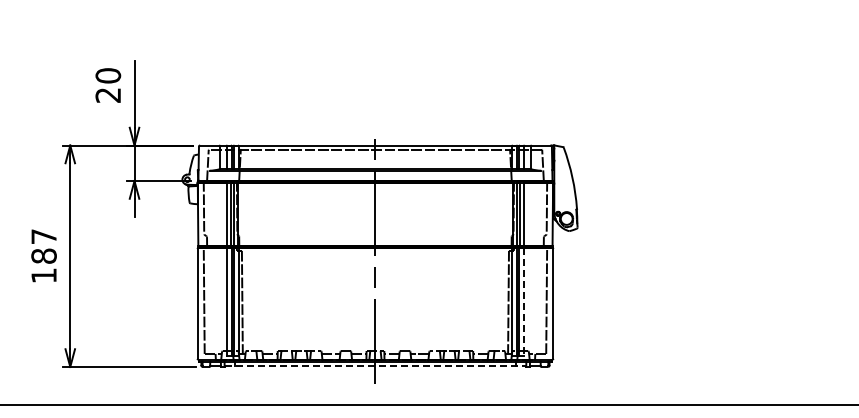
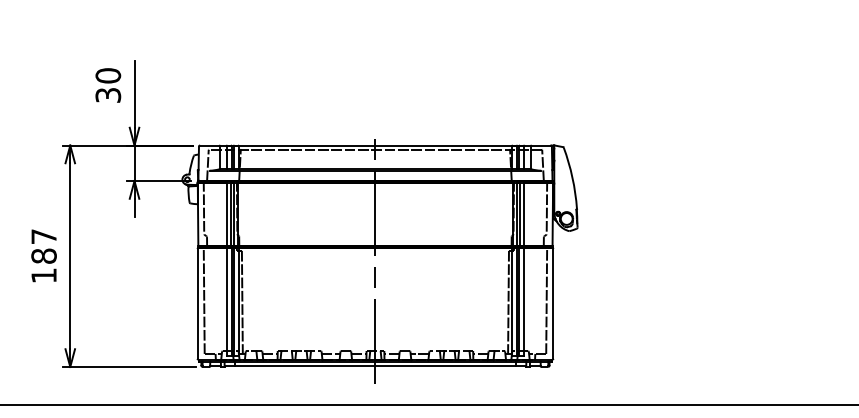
text: 20 -> 30 (108, 95)
line: dashed -> solid (524, 301)
line: dashed -> solid (375, 366)
